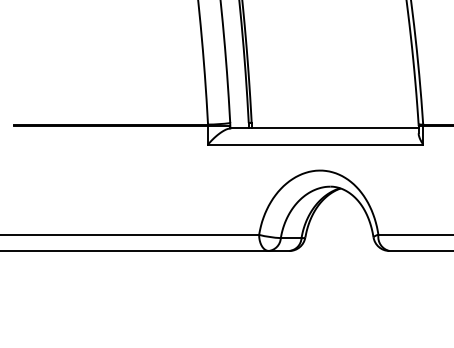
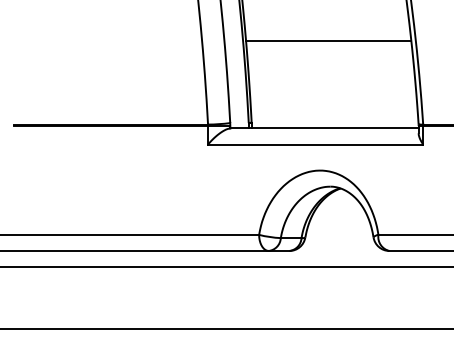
line: none -> present (328, 41)
line: none -> present (226, 267)
line: none -> present (226, 328)
